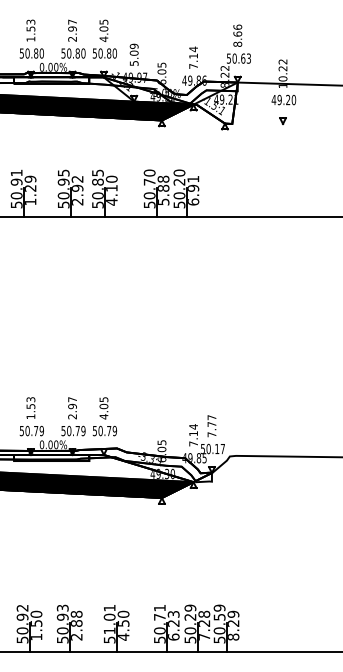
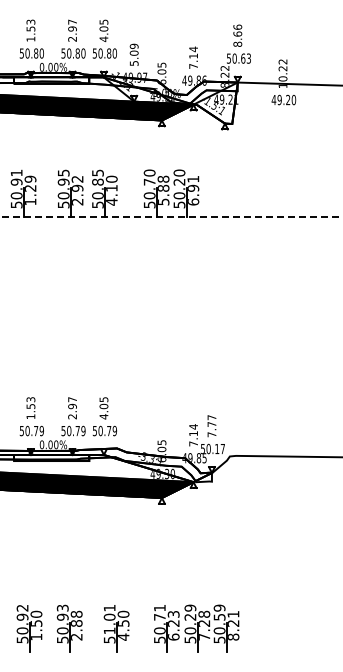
part: present -> none (282, 120)
line: solid -> dashed (171, 216)
text: 8.29 -> 8.21 (233, 613)
line: present -> none (170, 651)
